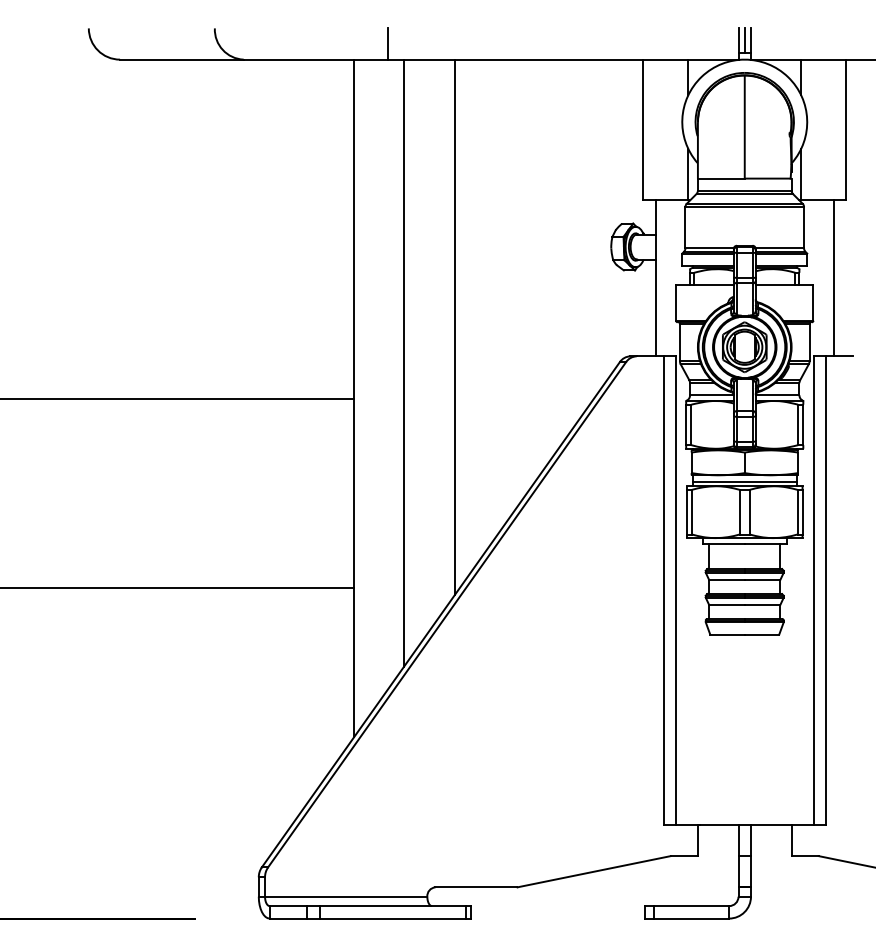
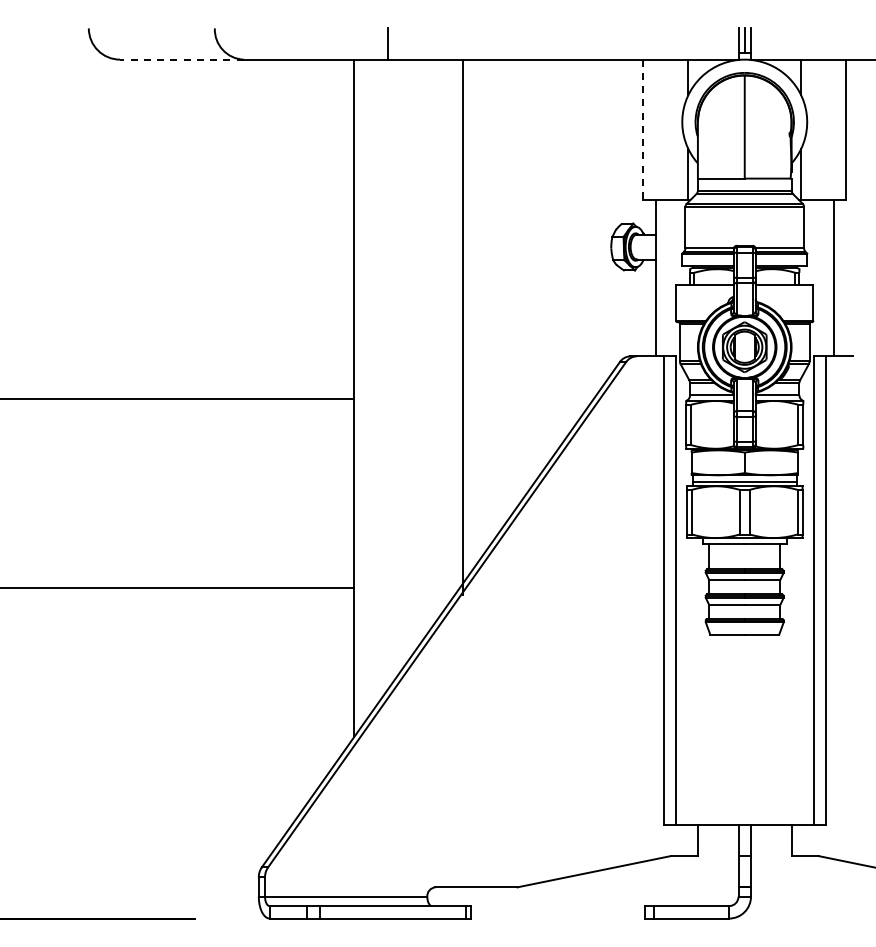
line: solid -> dashed (181, 59)
line: solid -> dashed (643, 130)
line position: (454, 327) -> (462, 327) (462, 327)
line: present -> none (404, 362)
